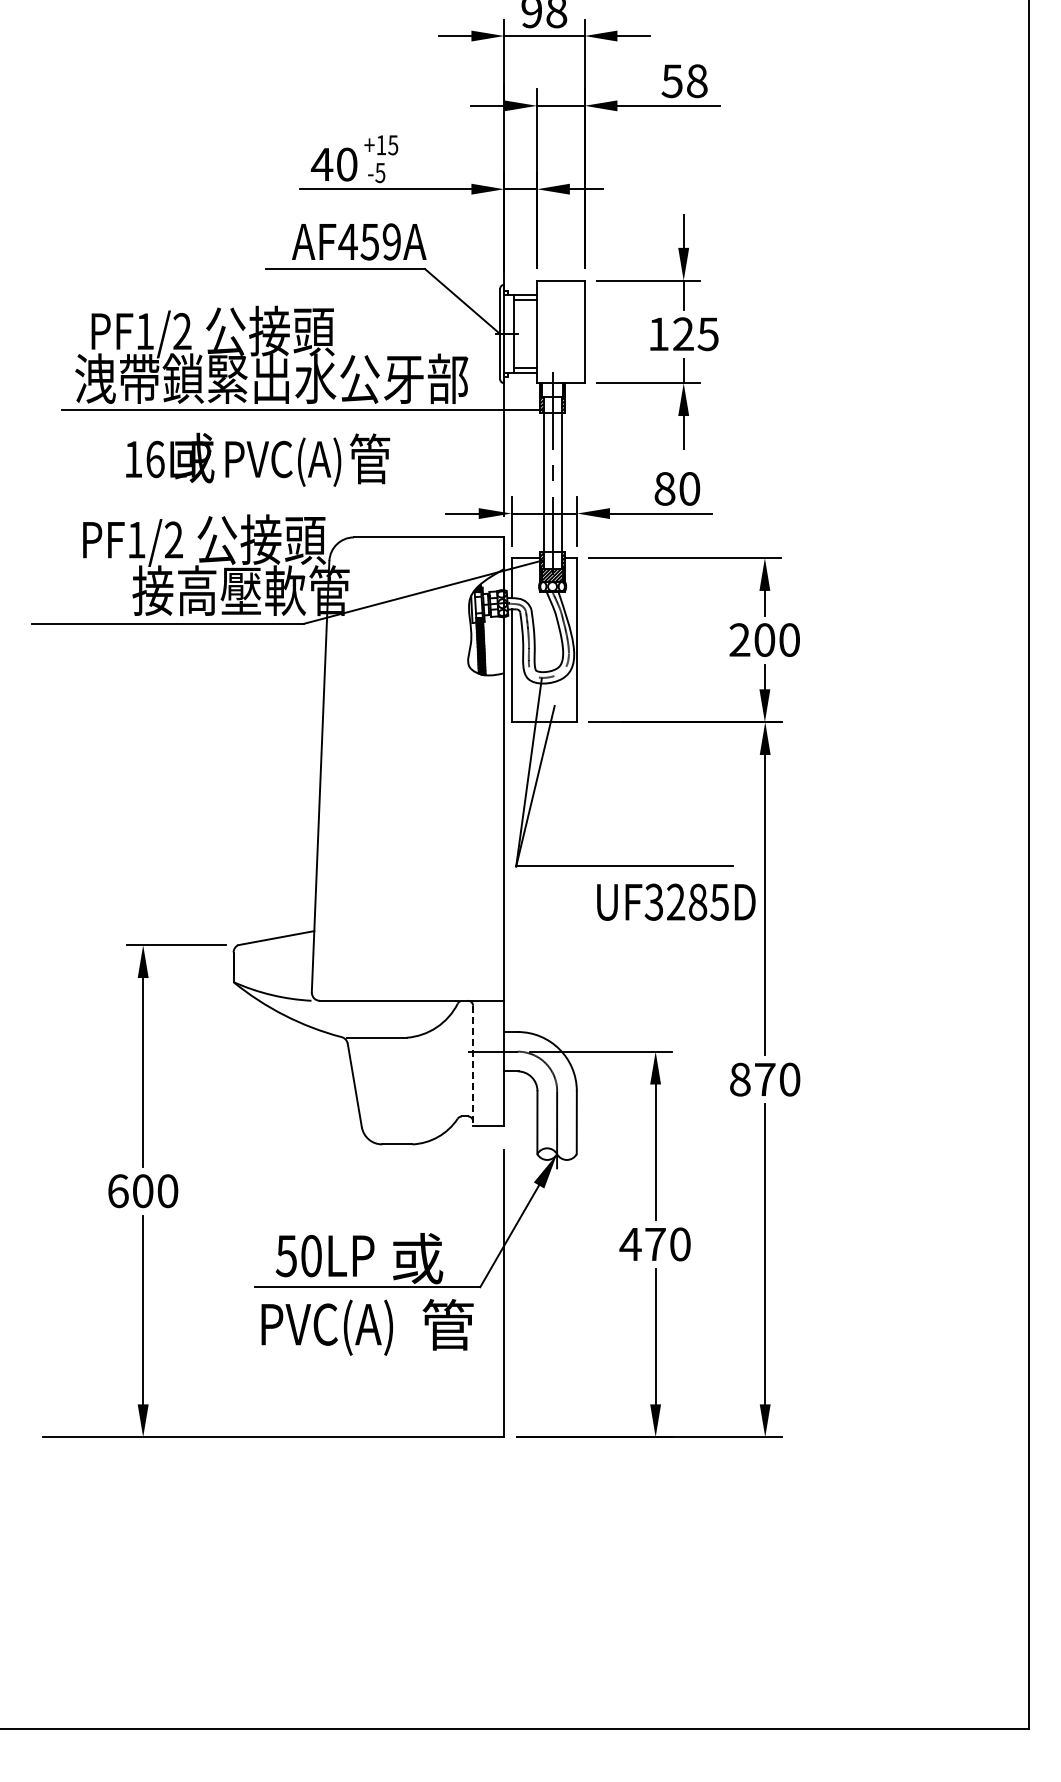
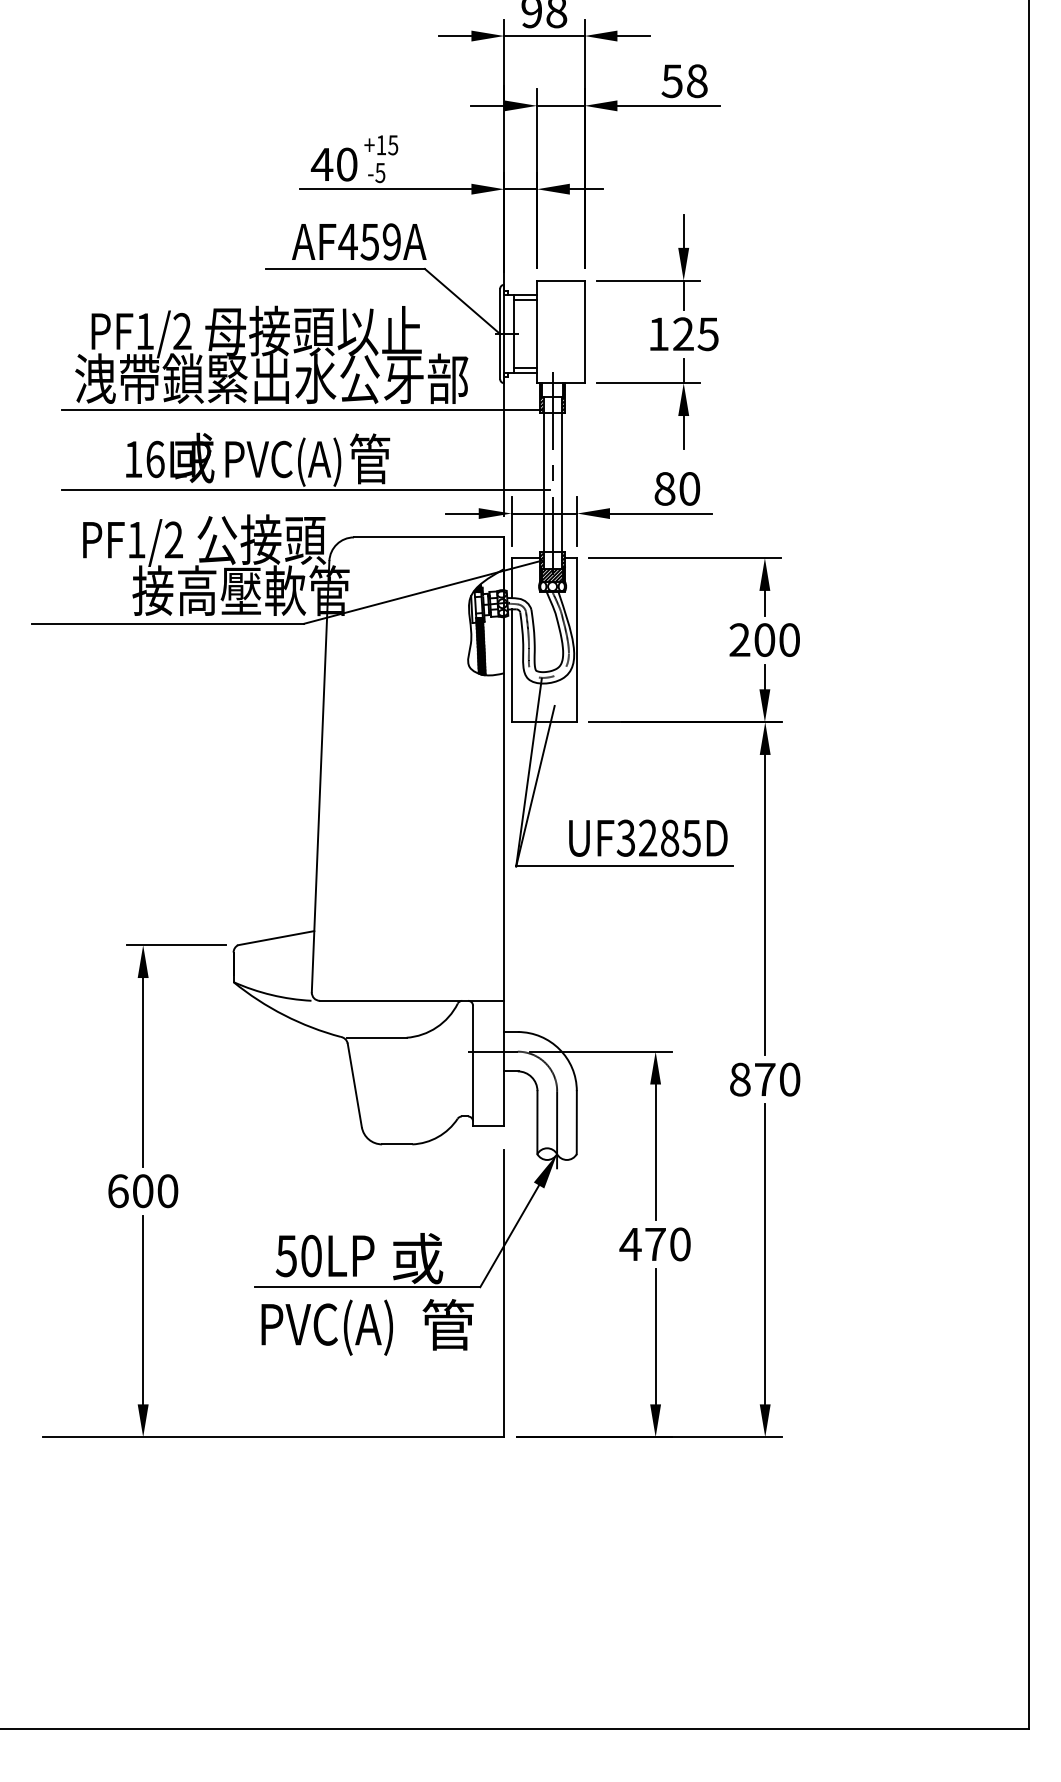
text: 公接頭 -> 母接頭以止 (313, 331)
line: none -> present (305, 490)
text position: (676, 901) -> (648, 837) (648, 837)
line: dashed -> solid (473, 1066)
